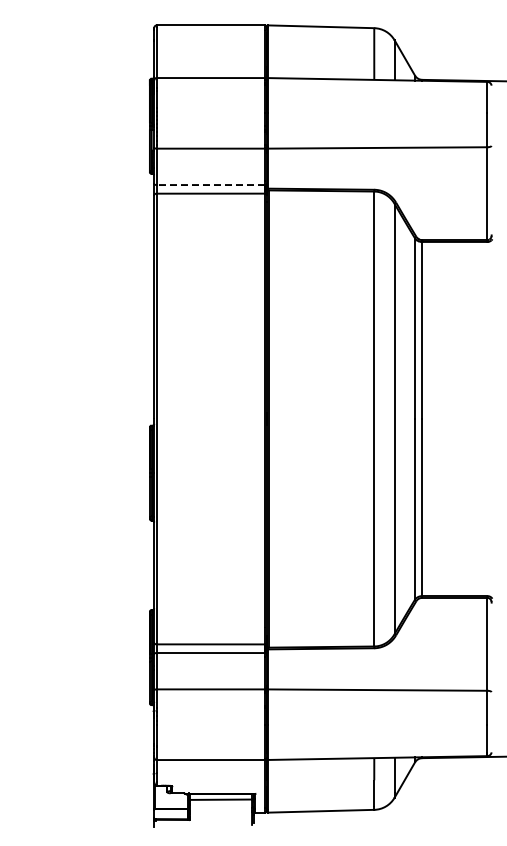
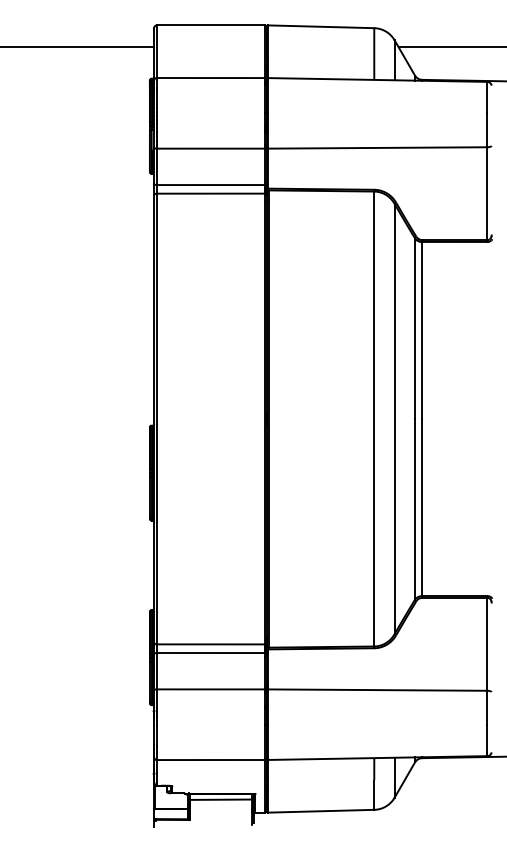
line: none -> present (78, 47)
line: none -> present (450, 47)
line: dashed -> solid (210, 185)
